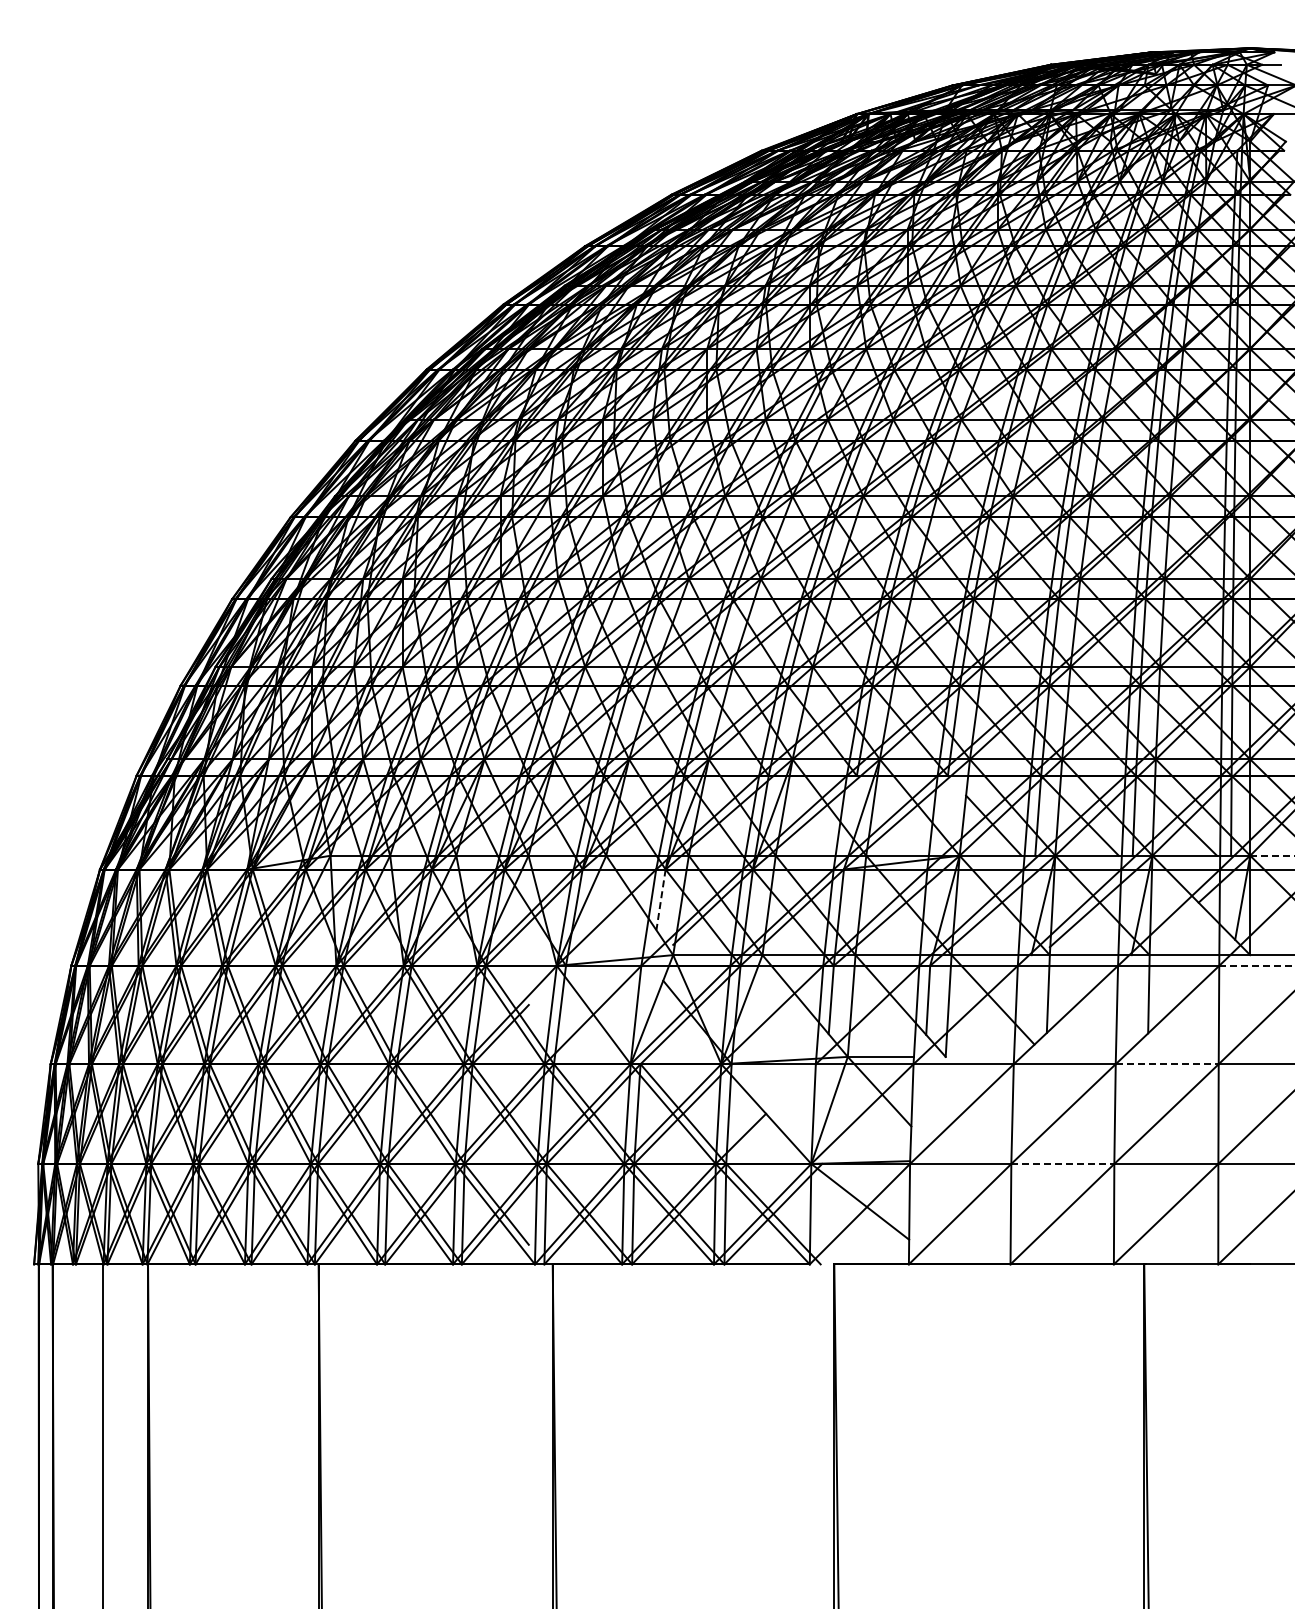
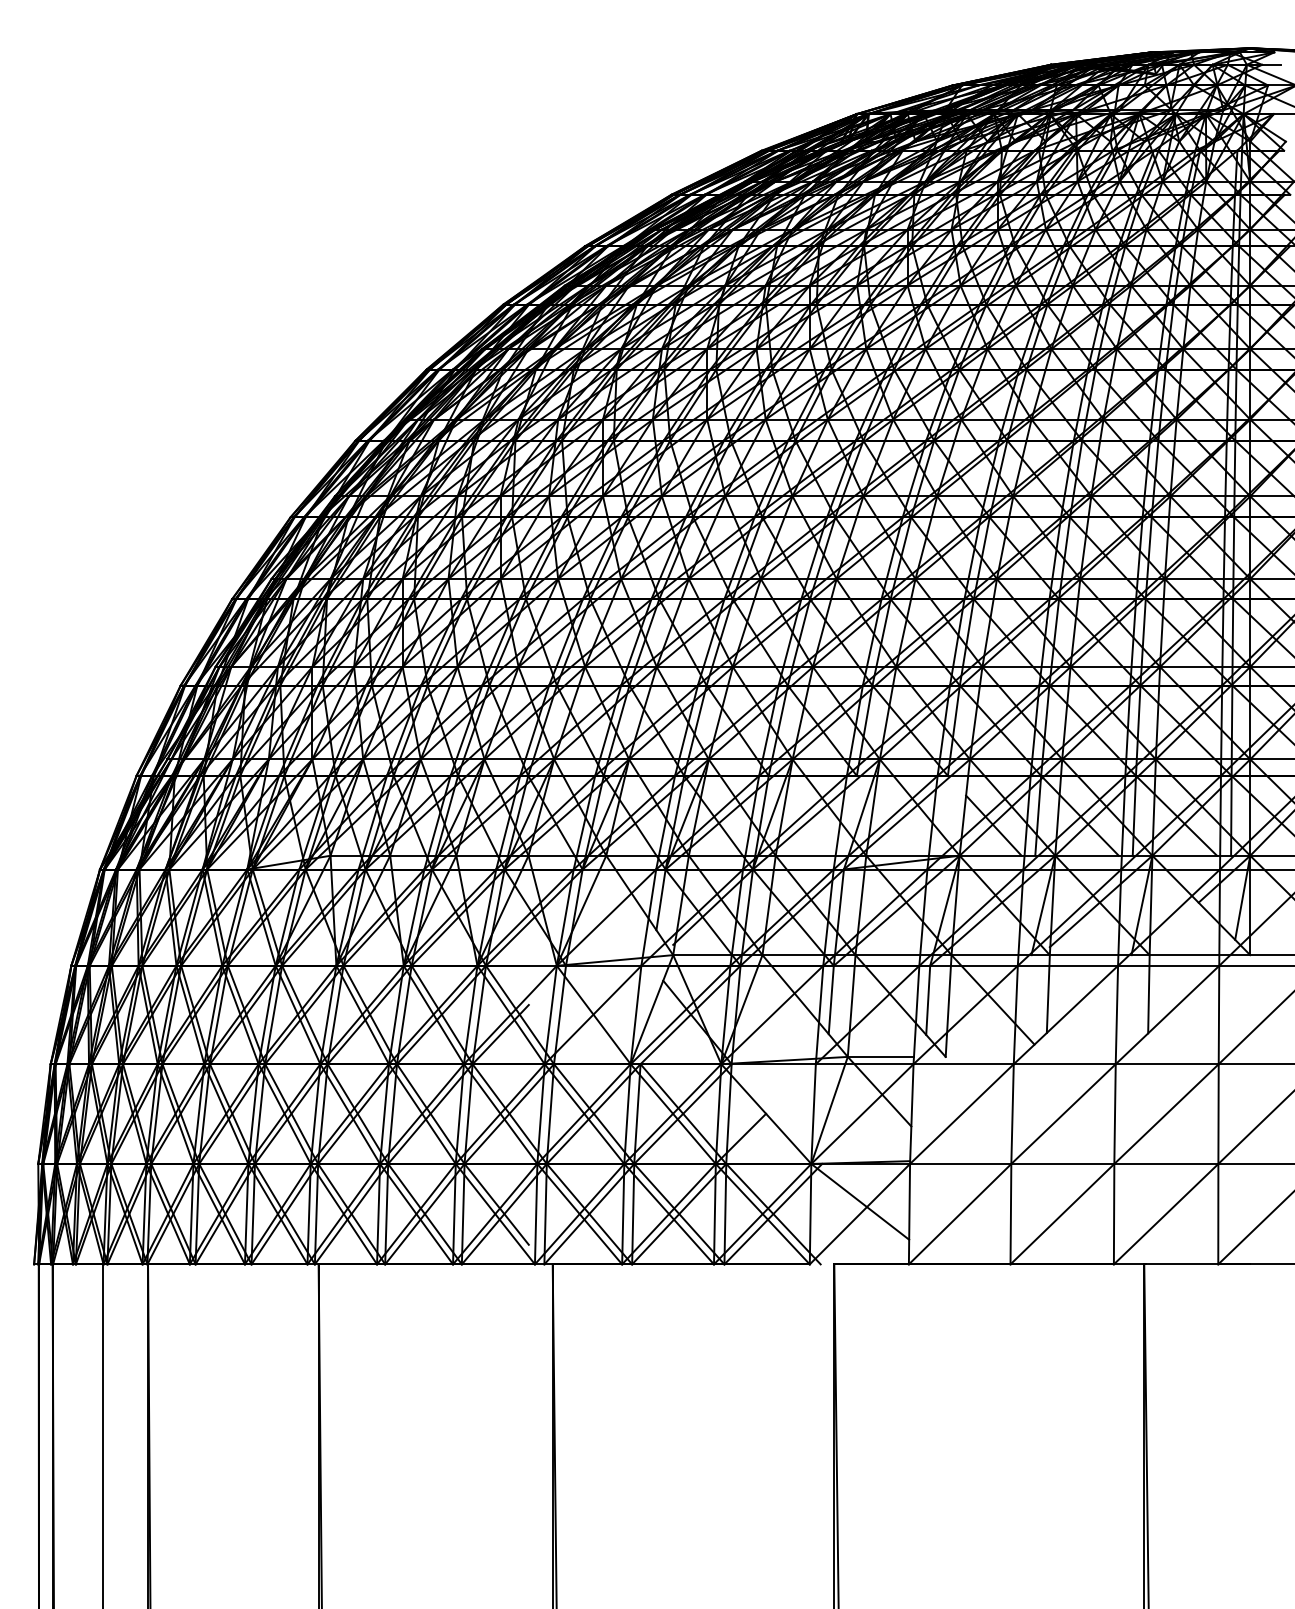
line: dashed -> solid (1272, 855)
line: dashed -> solid (661, 899)
line: dashed -> solid (1257, 965)
line: dashed -> solid (1167, 1064)
line: dashed -> solid (1062, 1163)
